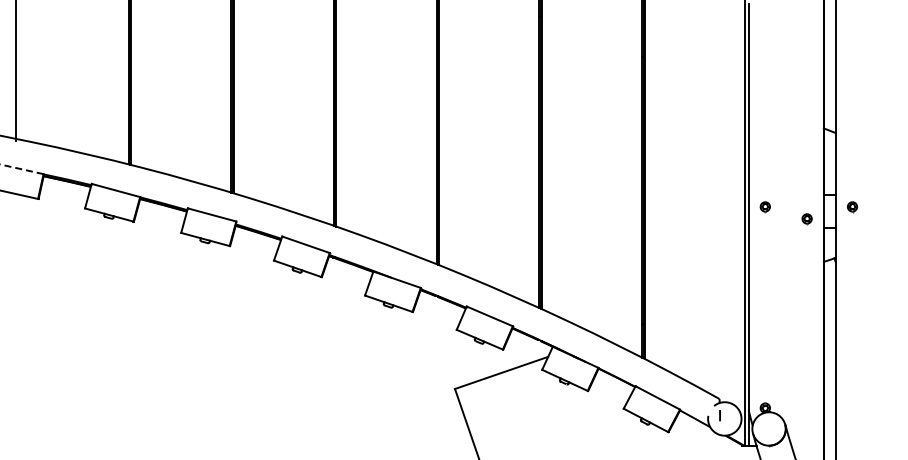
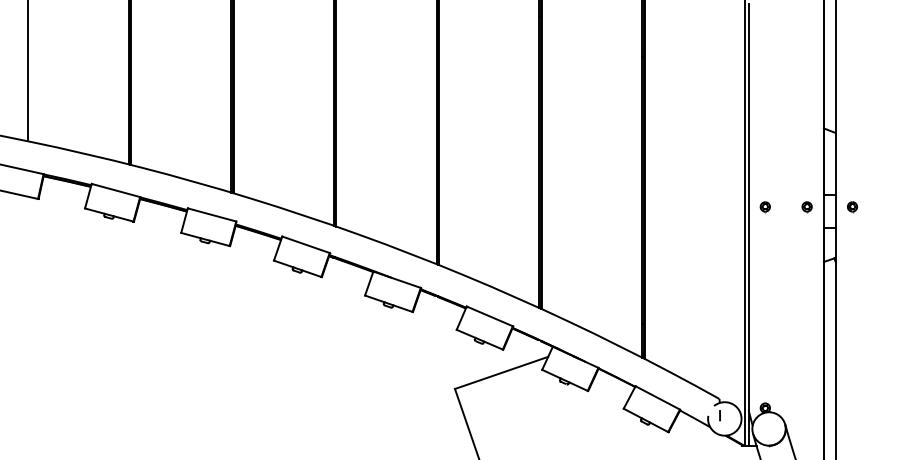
line position: (16, 71) -> (28, 71) (28, 71)
line: dashed -> solid (21, 169)
part position: (806, 219) -> (806, 207) (806, 207)
